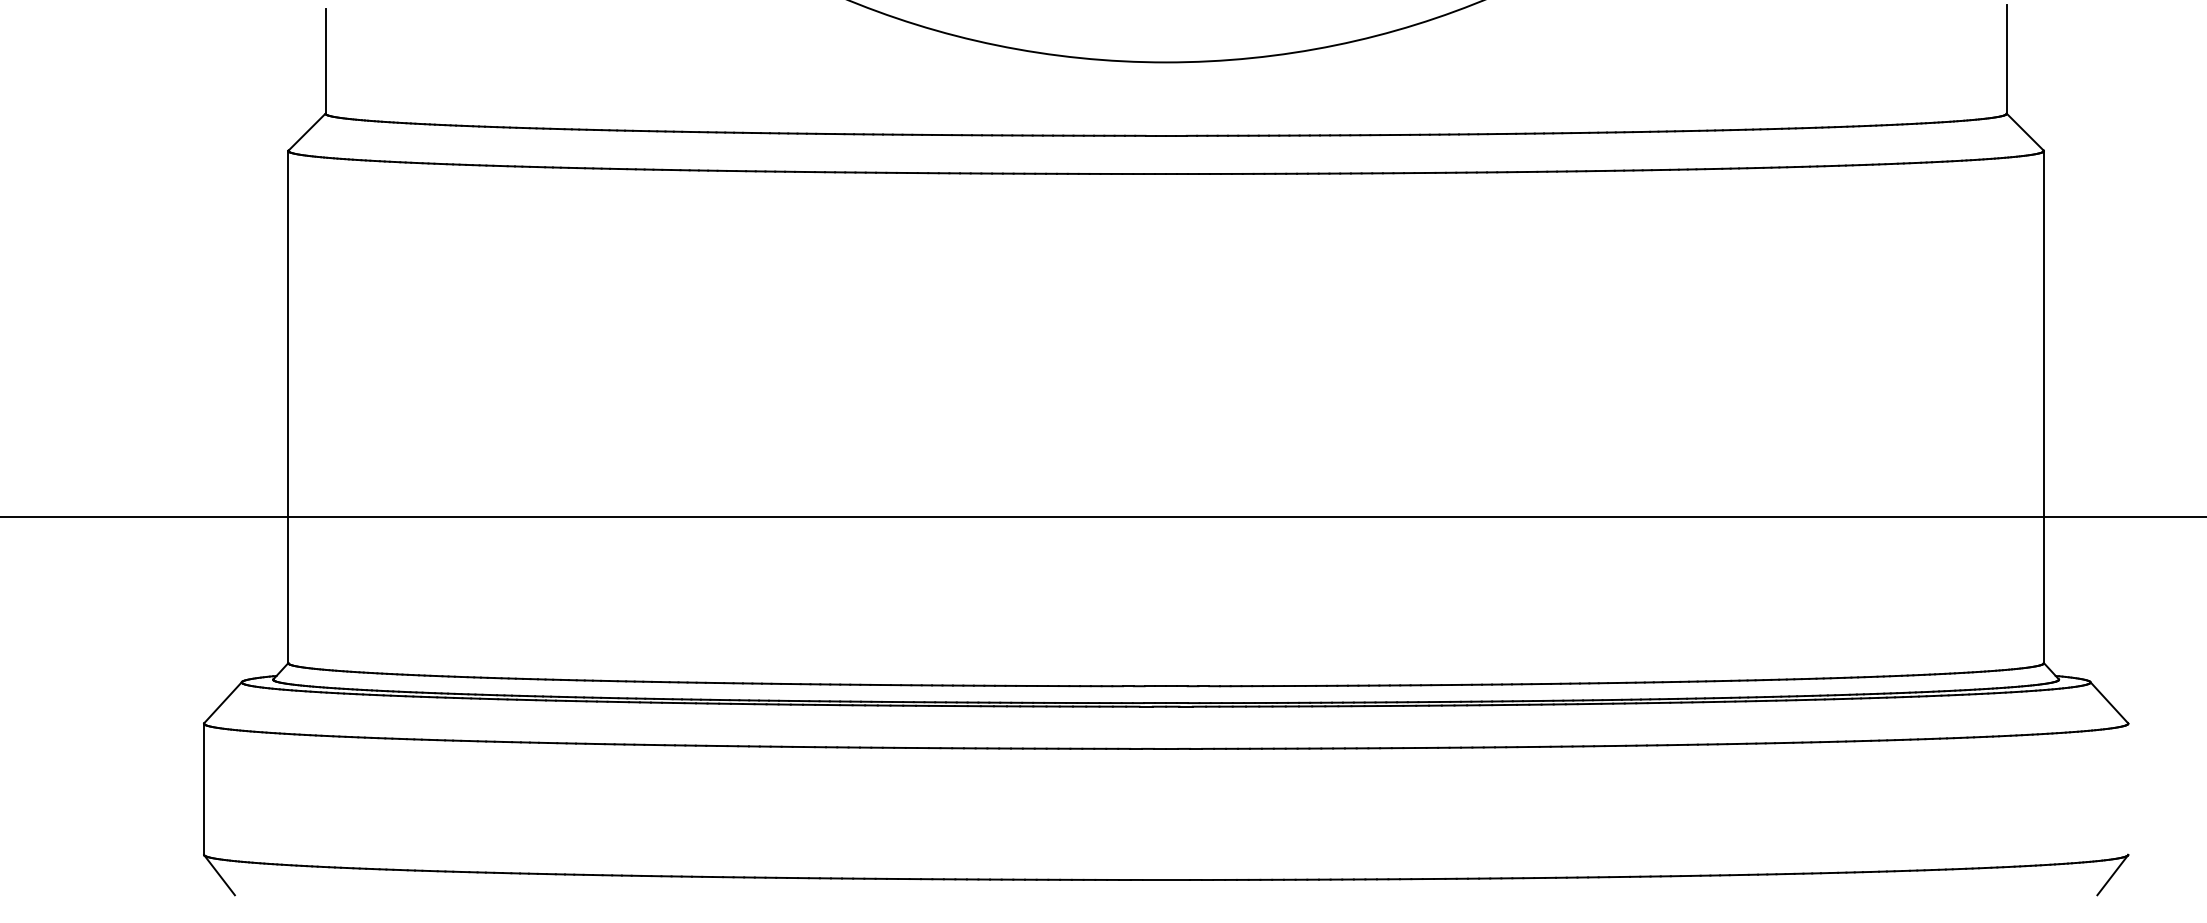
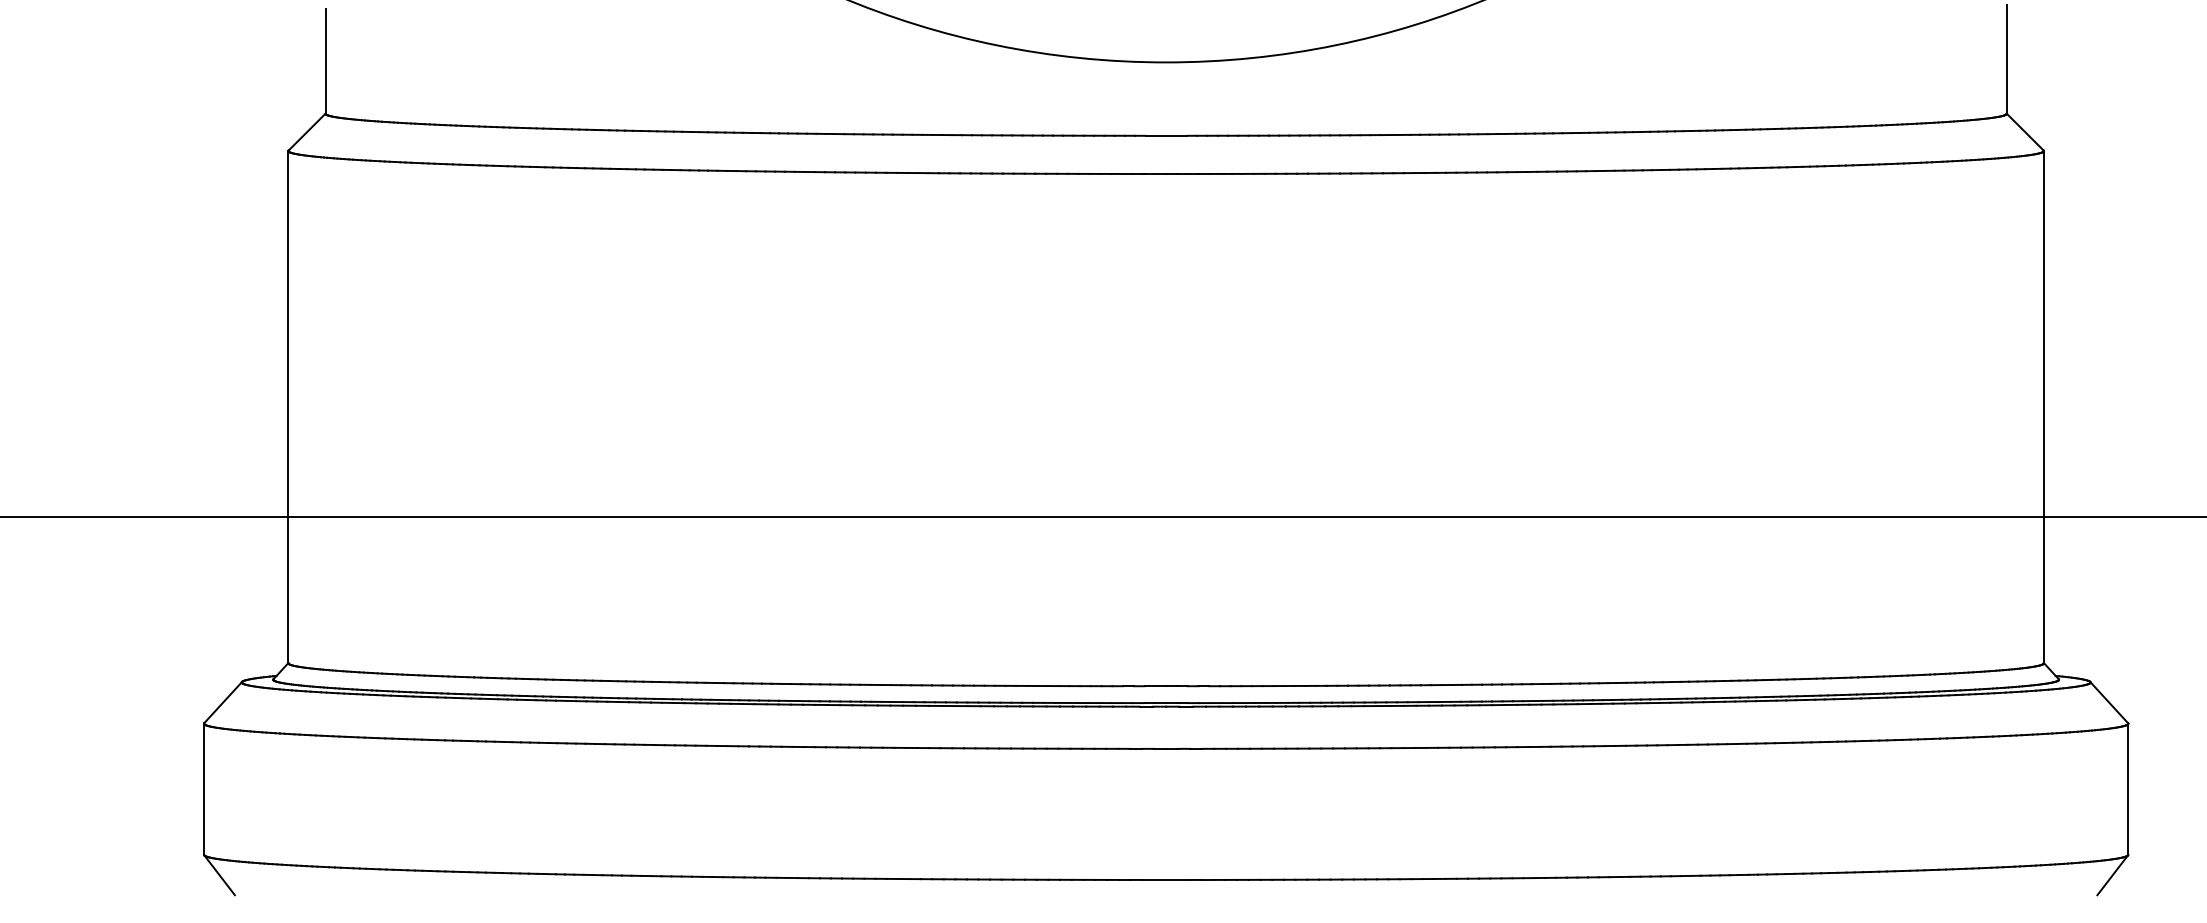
line: none -> present (2128, 788)
